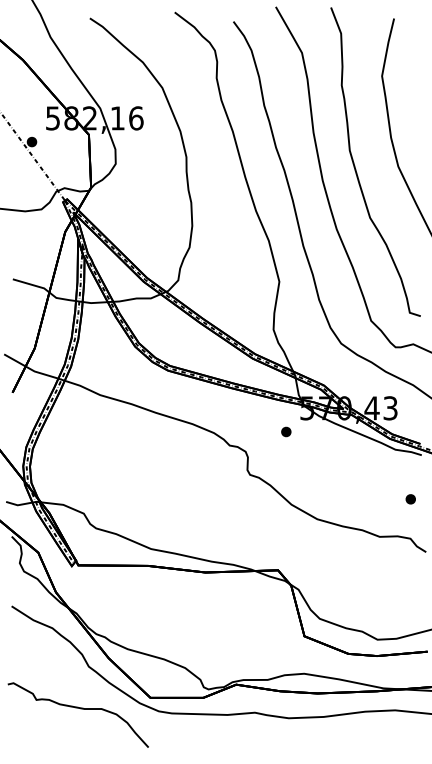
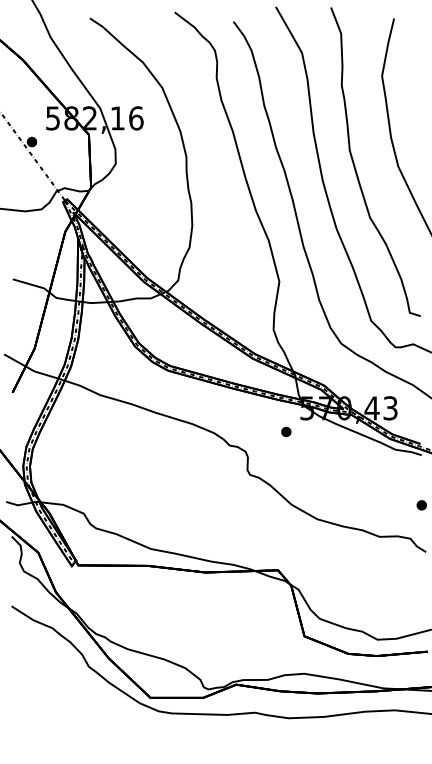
part position: (410, 499) -> (421, 505) (421, 505)
curve: present -> none (80, 709)
